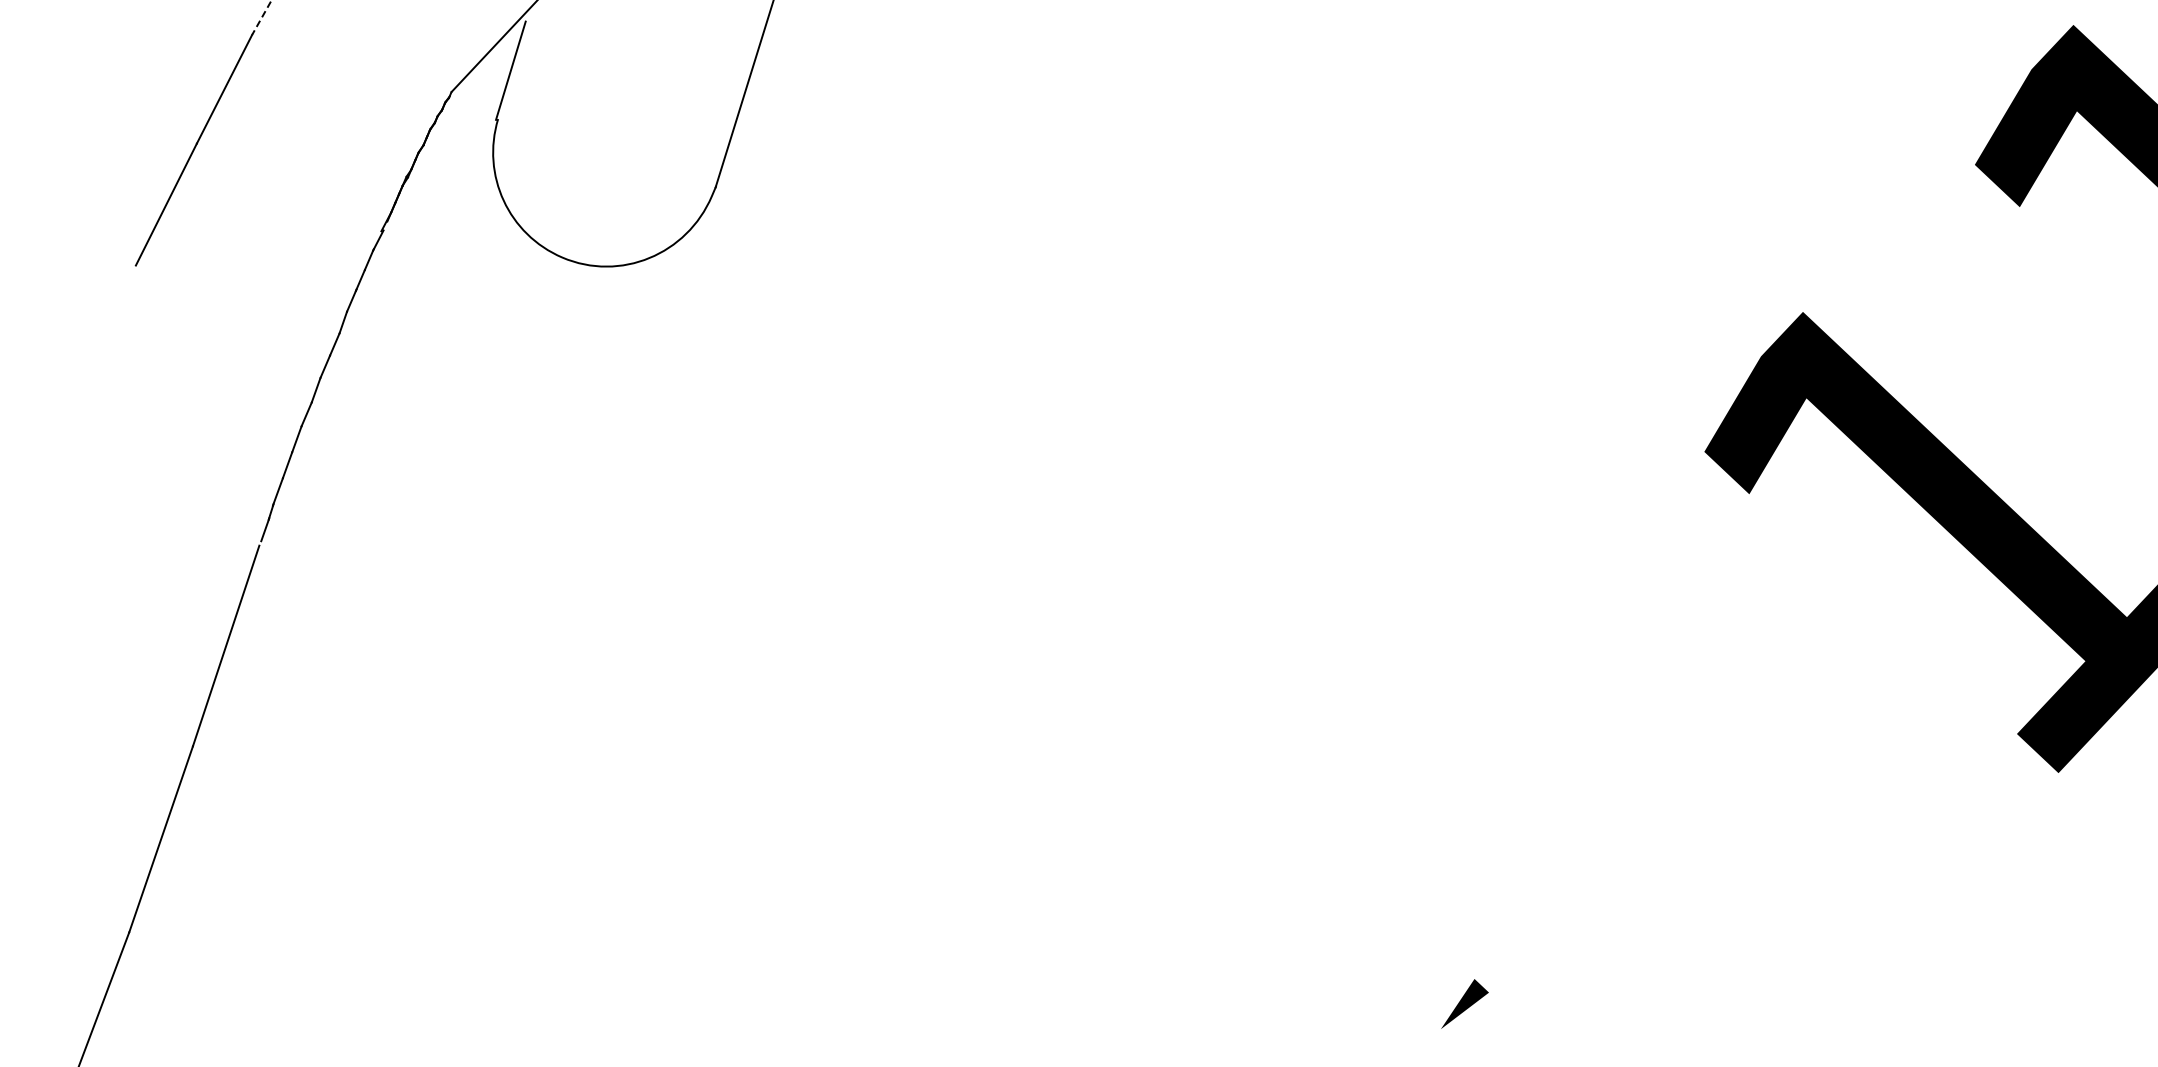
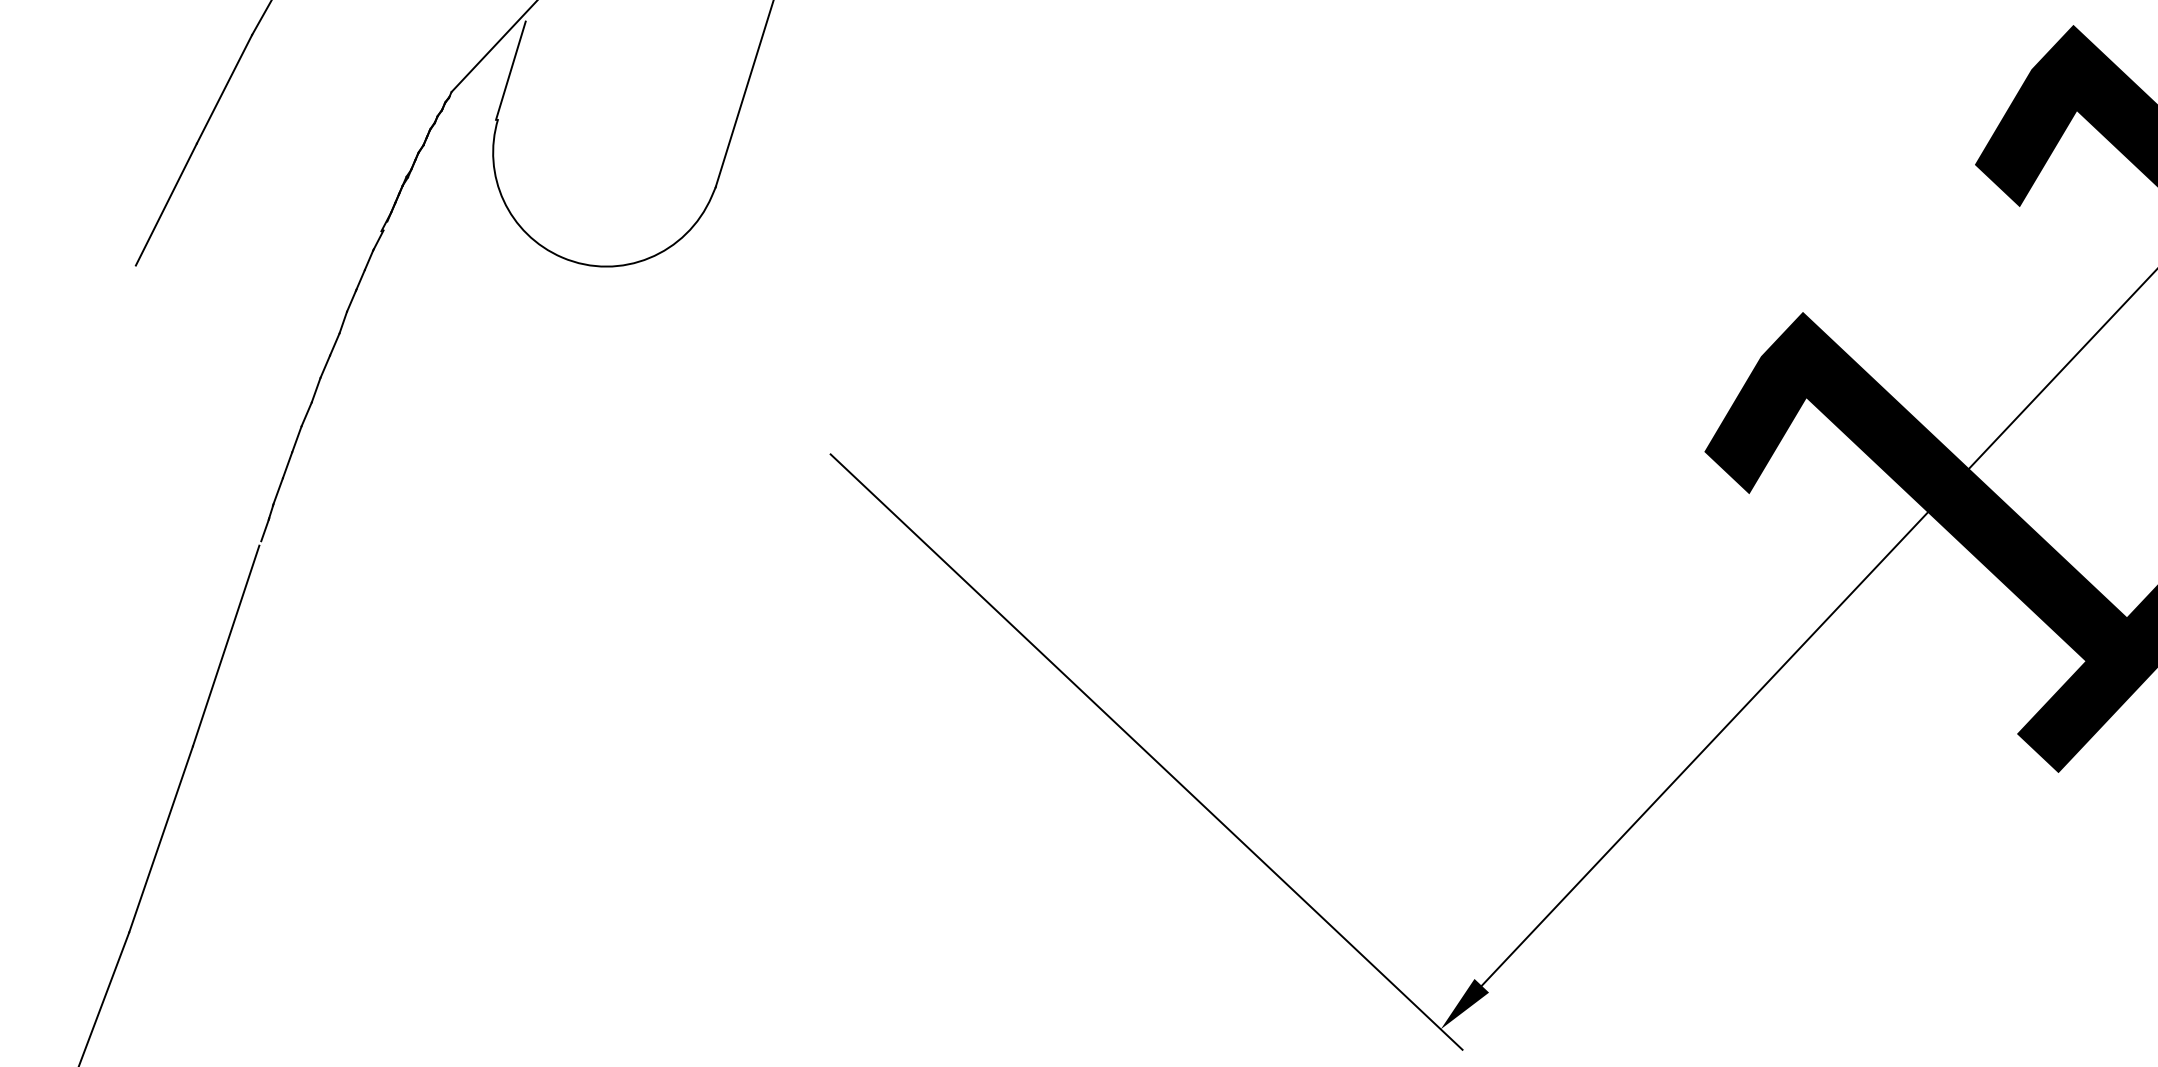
line: dashed -> solid (261, 17)
line: none -> present (1817, 628)
line: none -> present (1146, 751)
